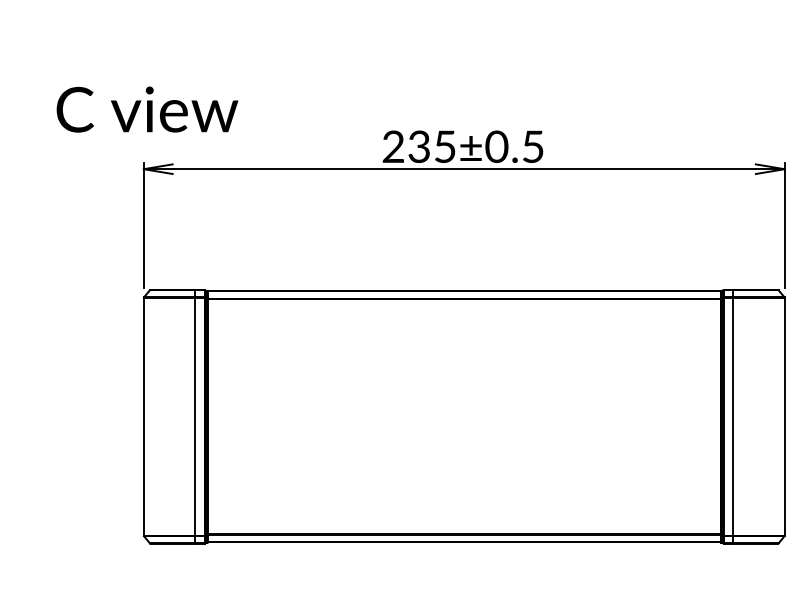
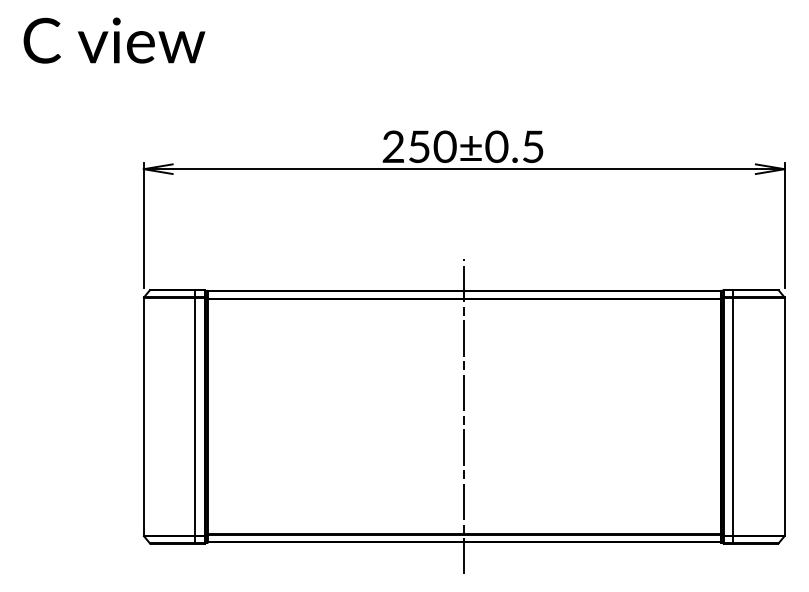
text position: (147, 109) -> (114, 40) (114, 40)
text: 235±0.5 -> 250±0.5 (432, 146)
line: none -> present (464, 416)
